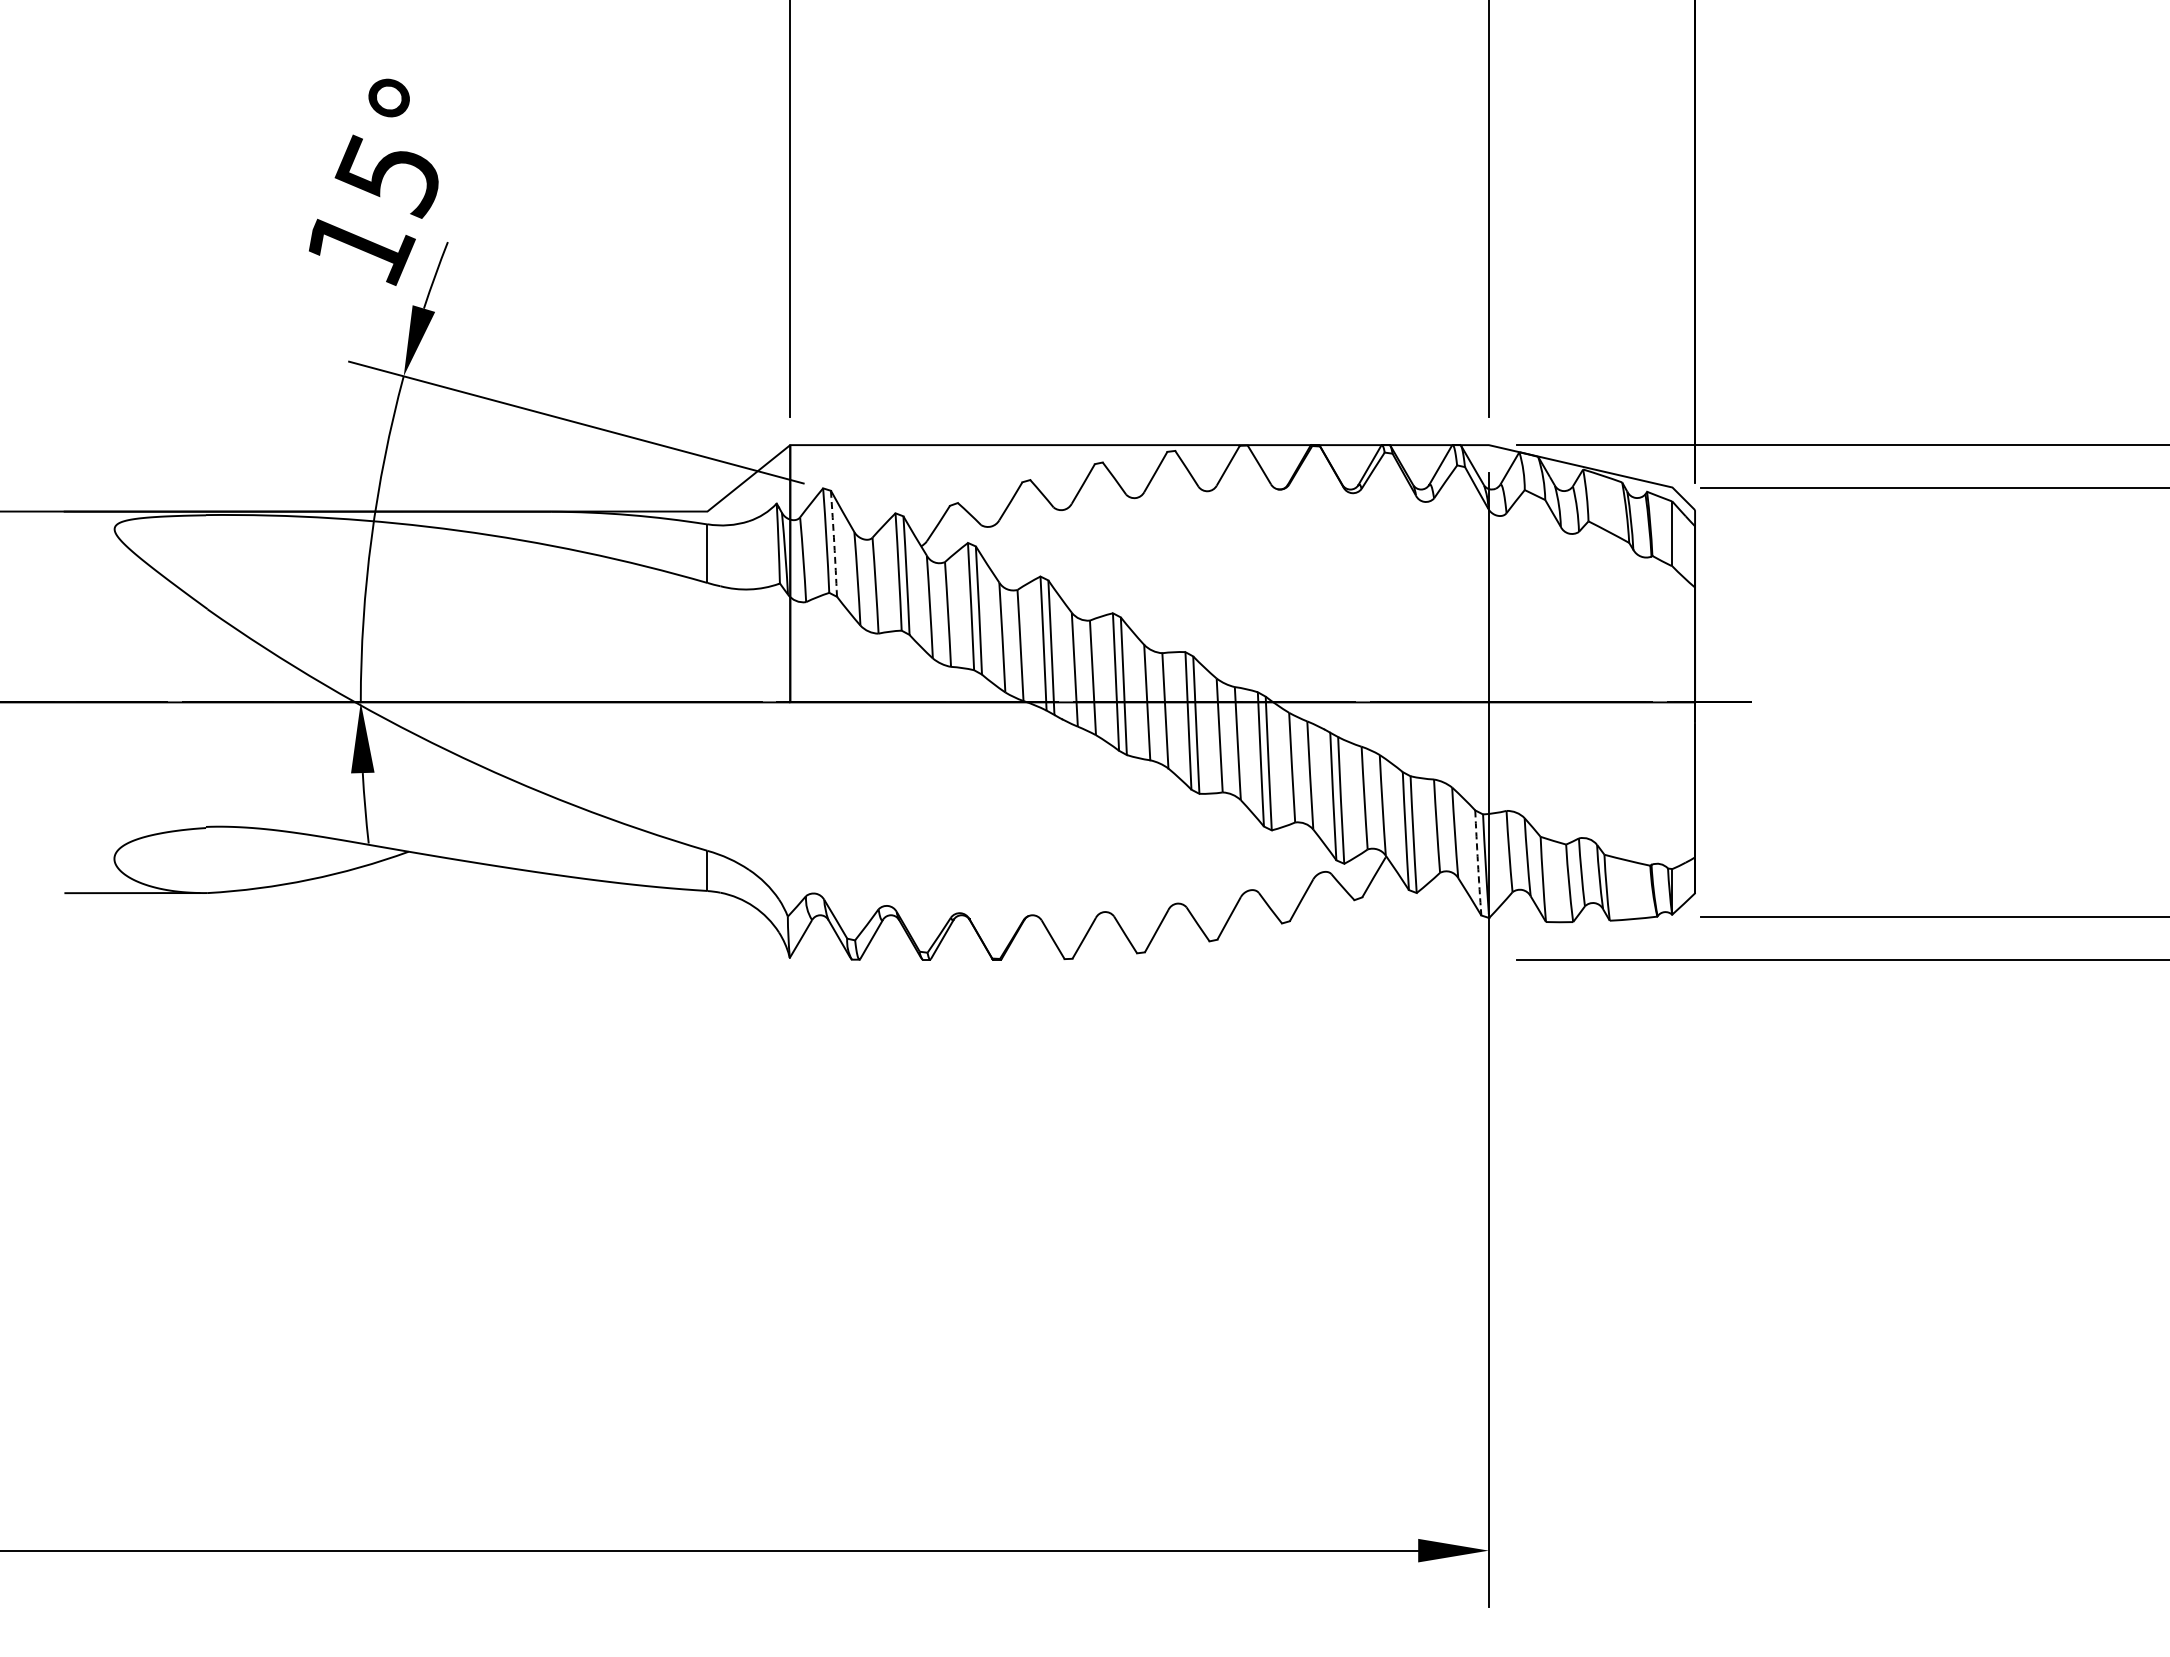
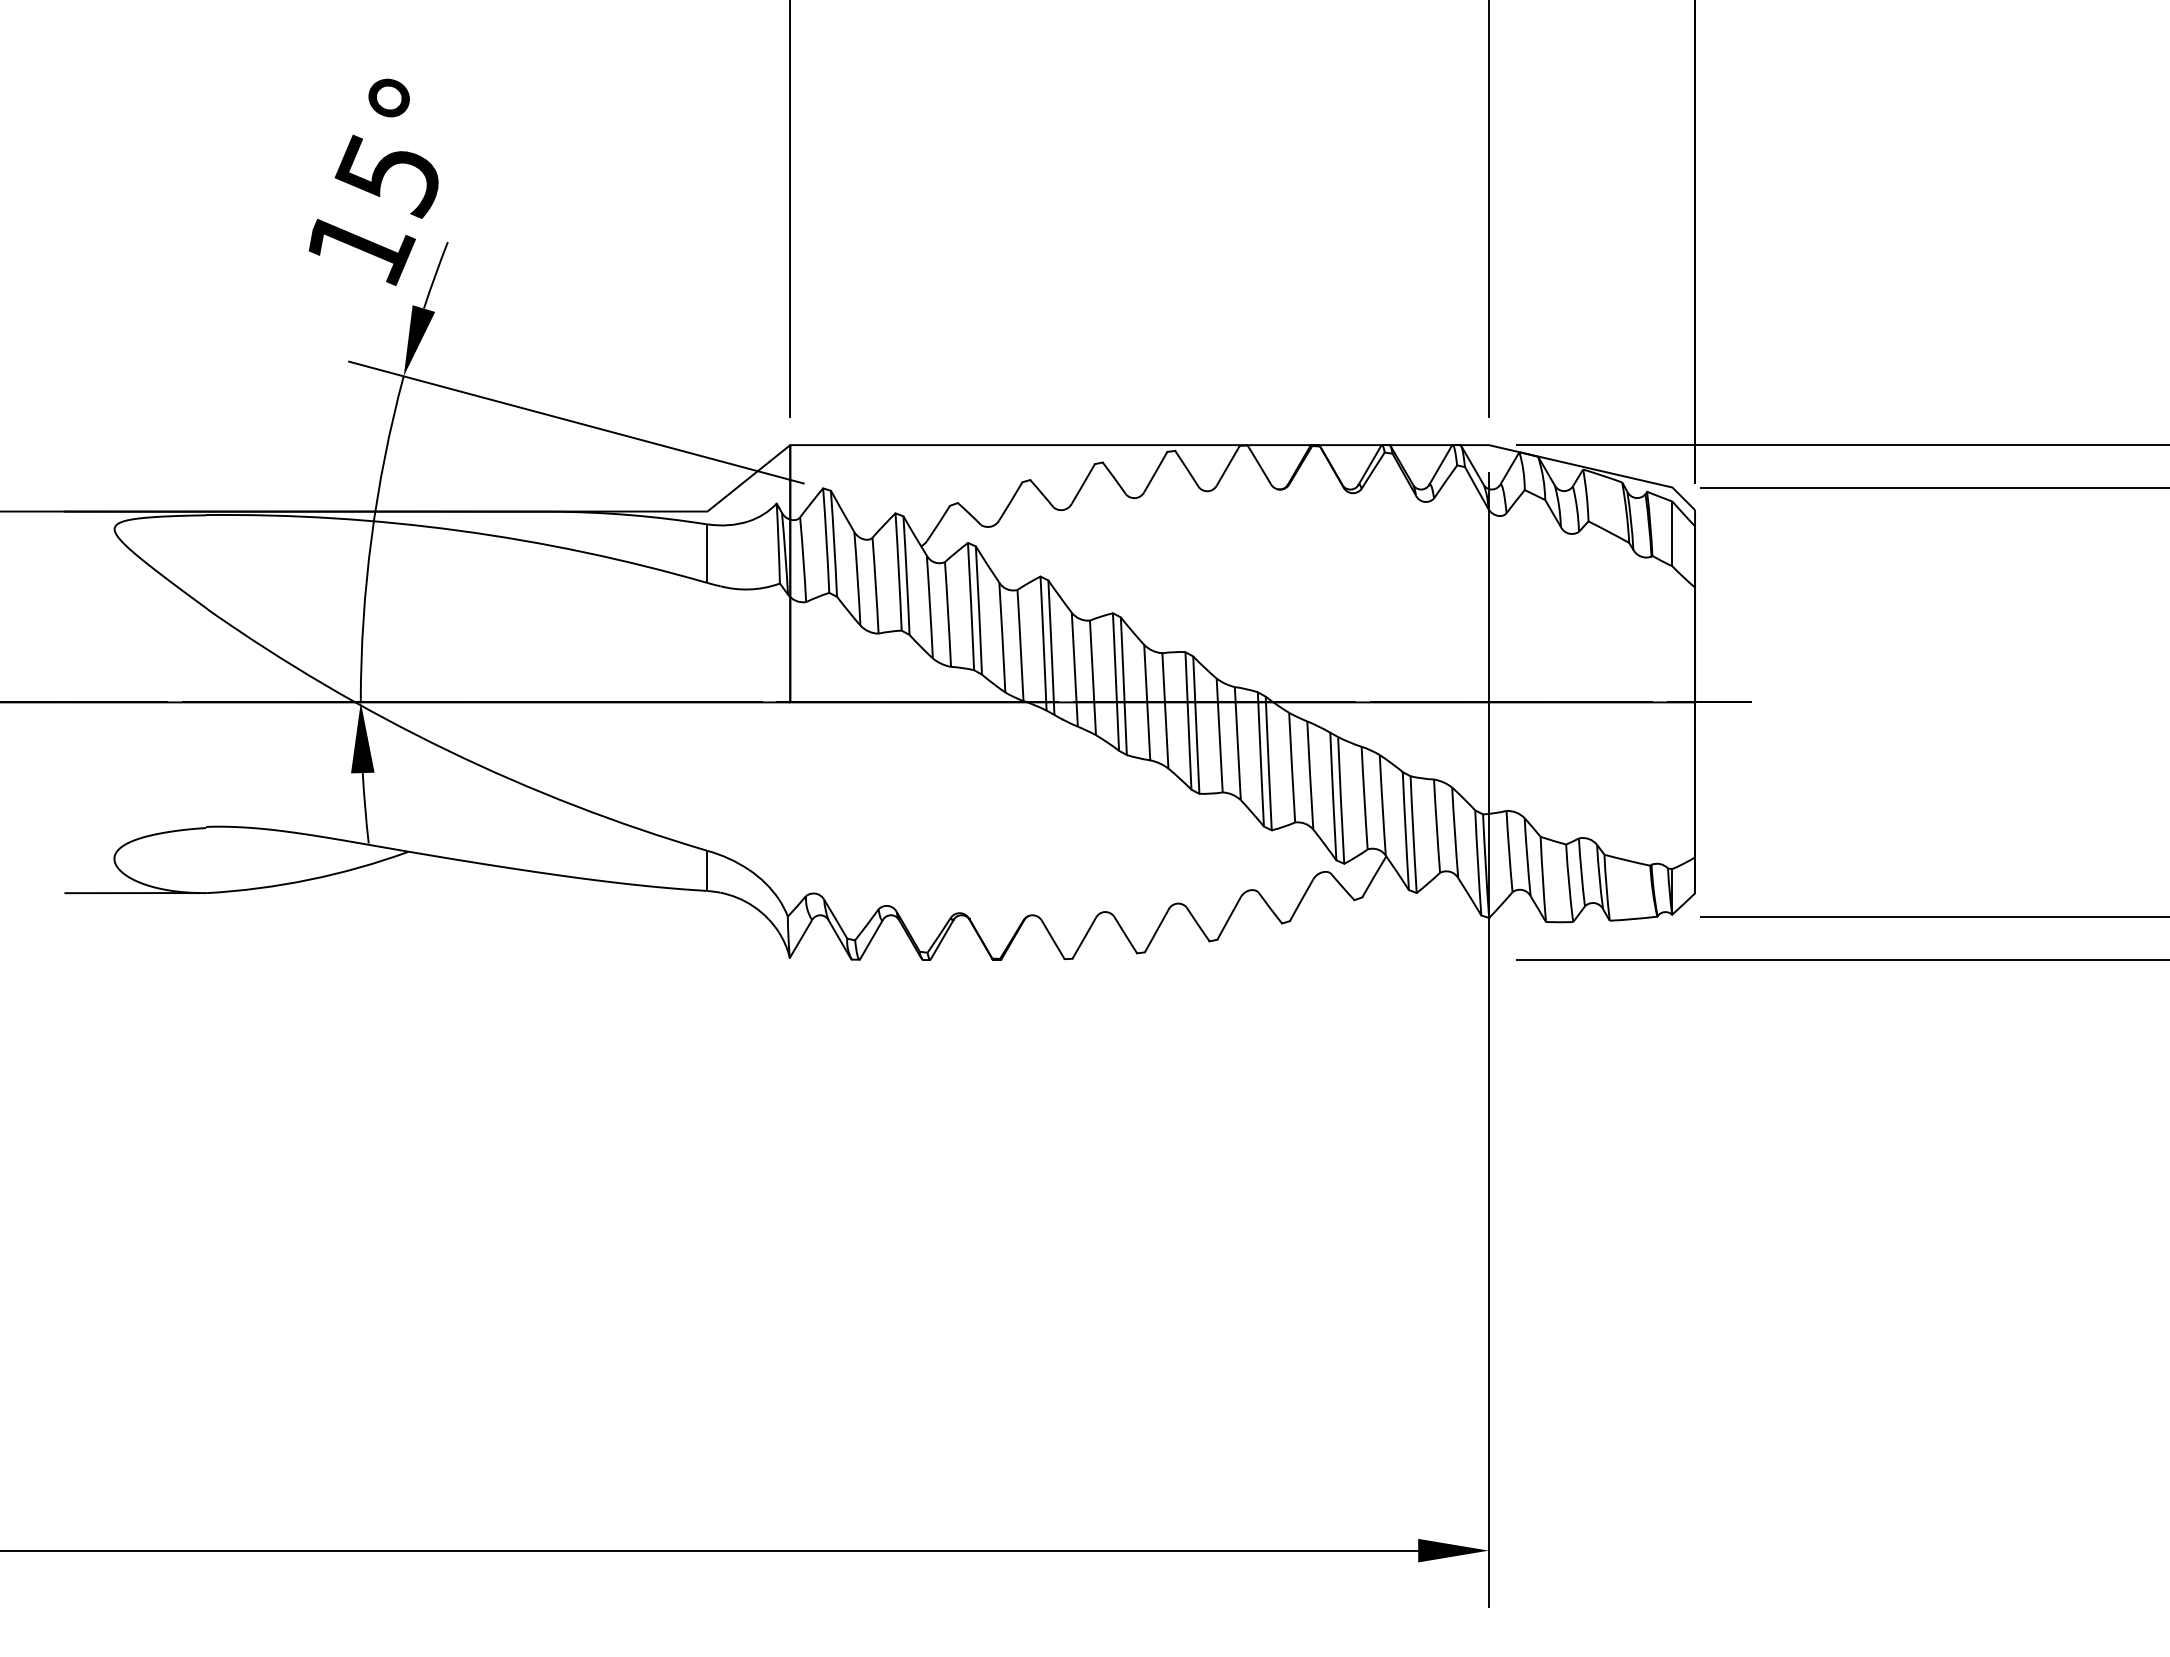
arc: dashed -> solid (834, 543)
arc: dashed -> solid (1477, 862)
